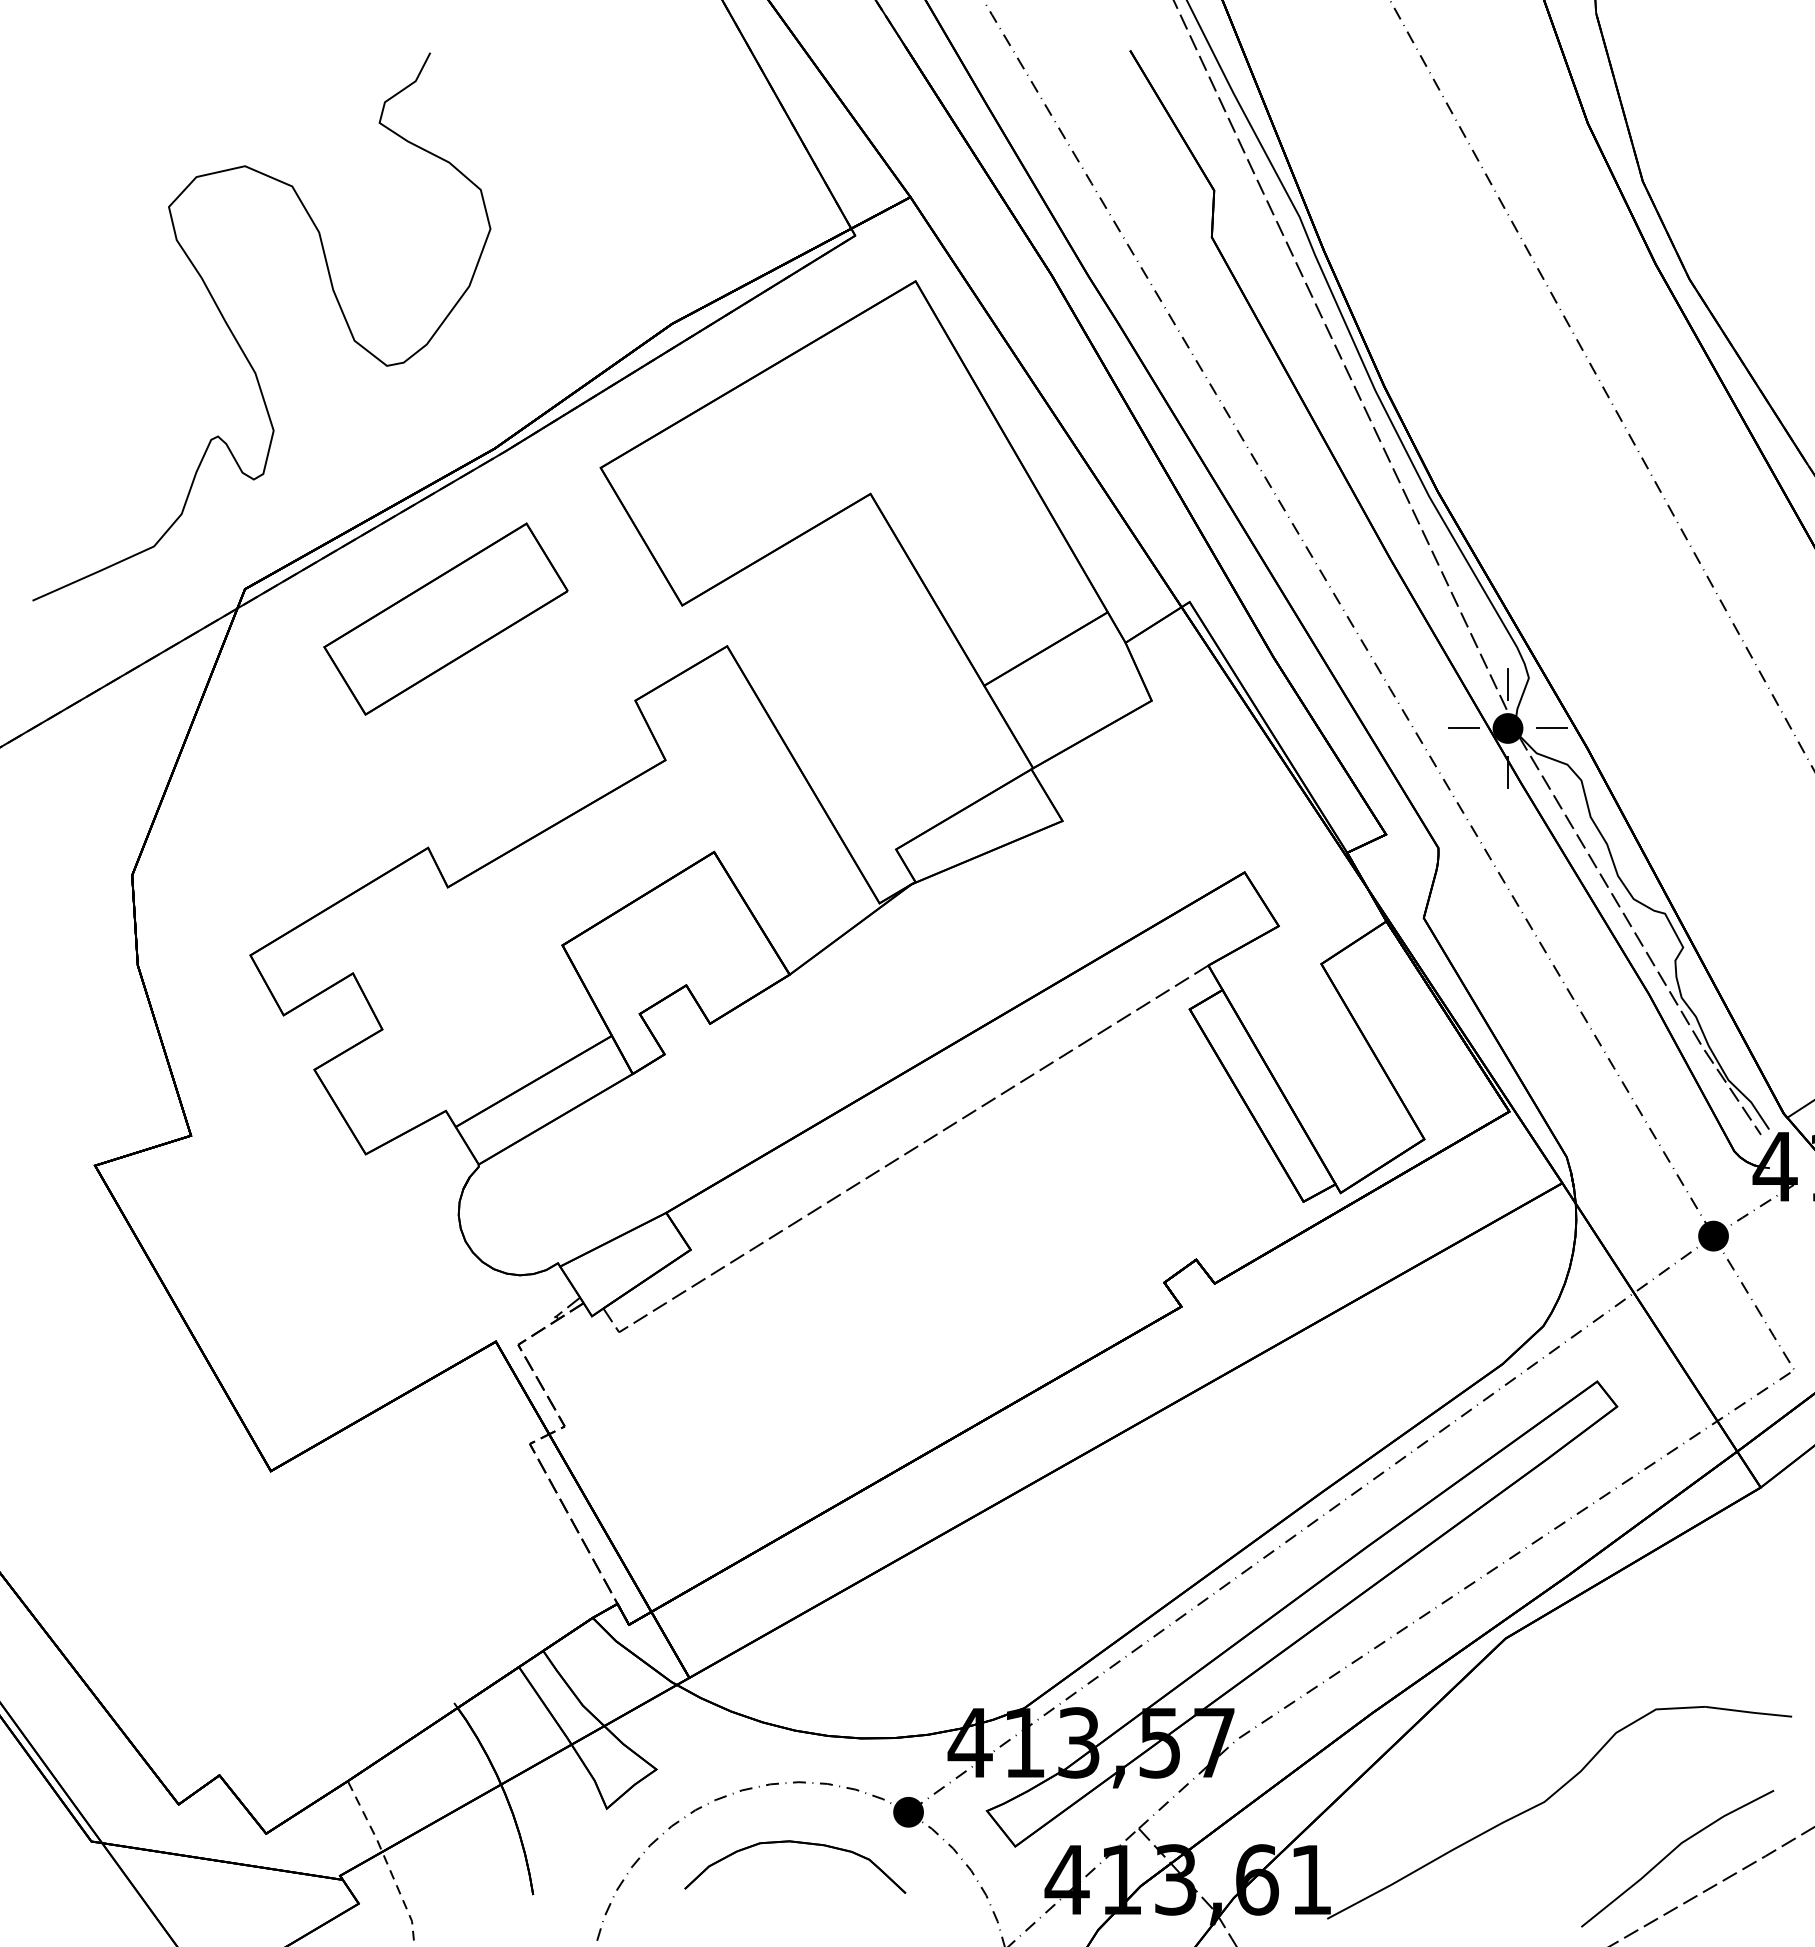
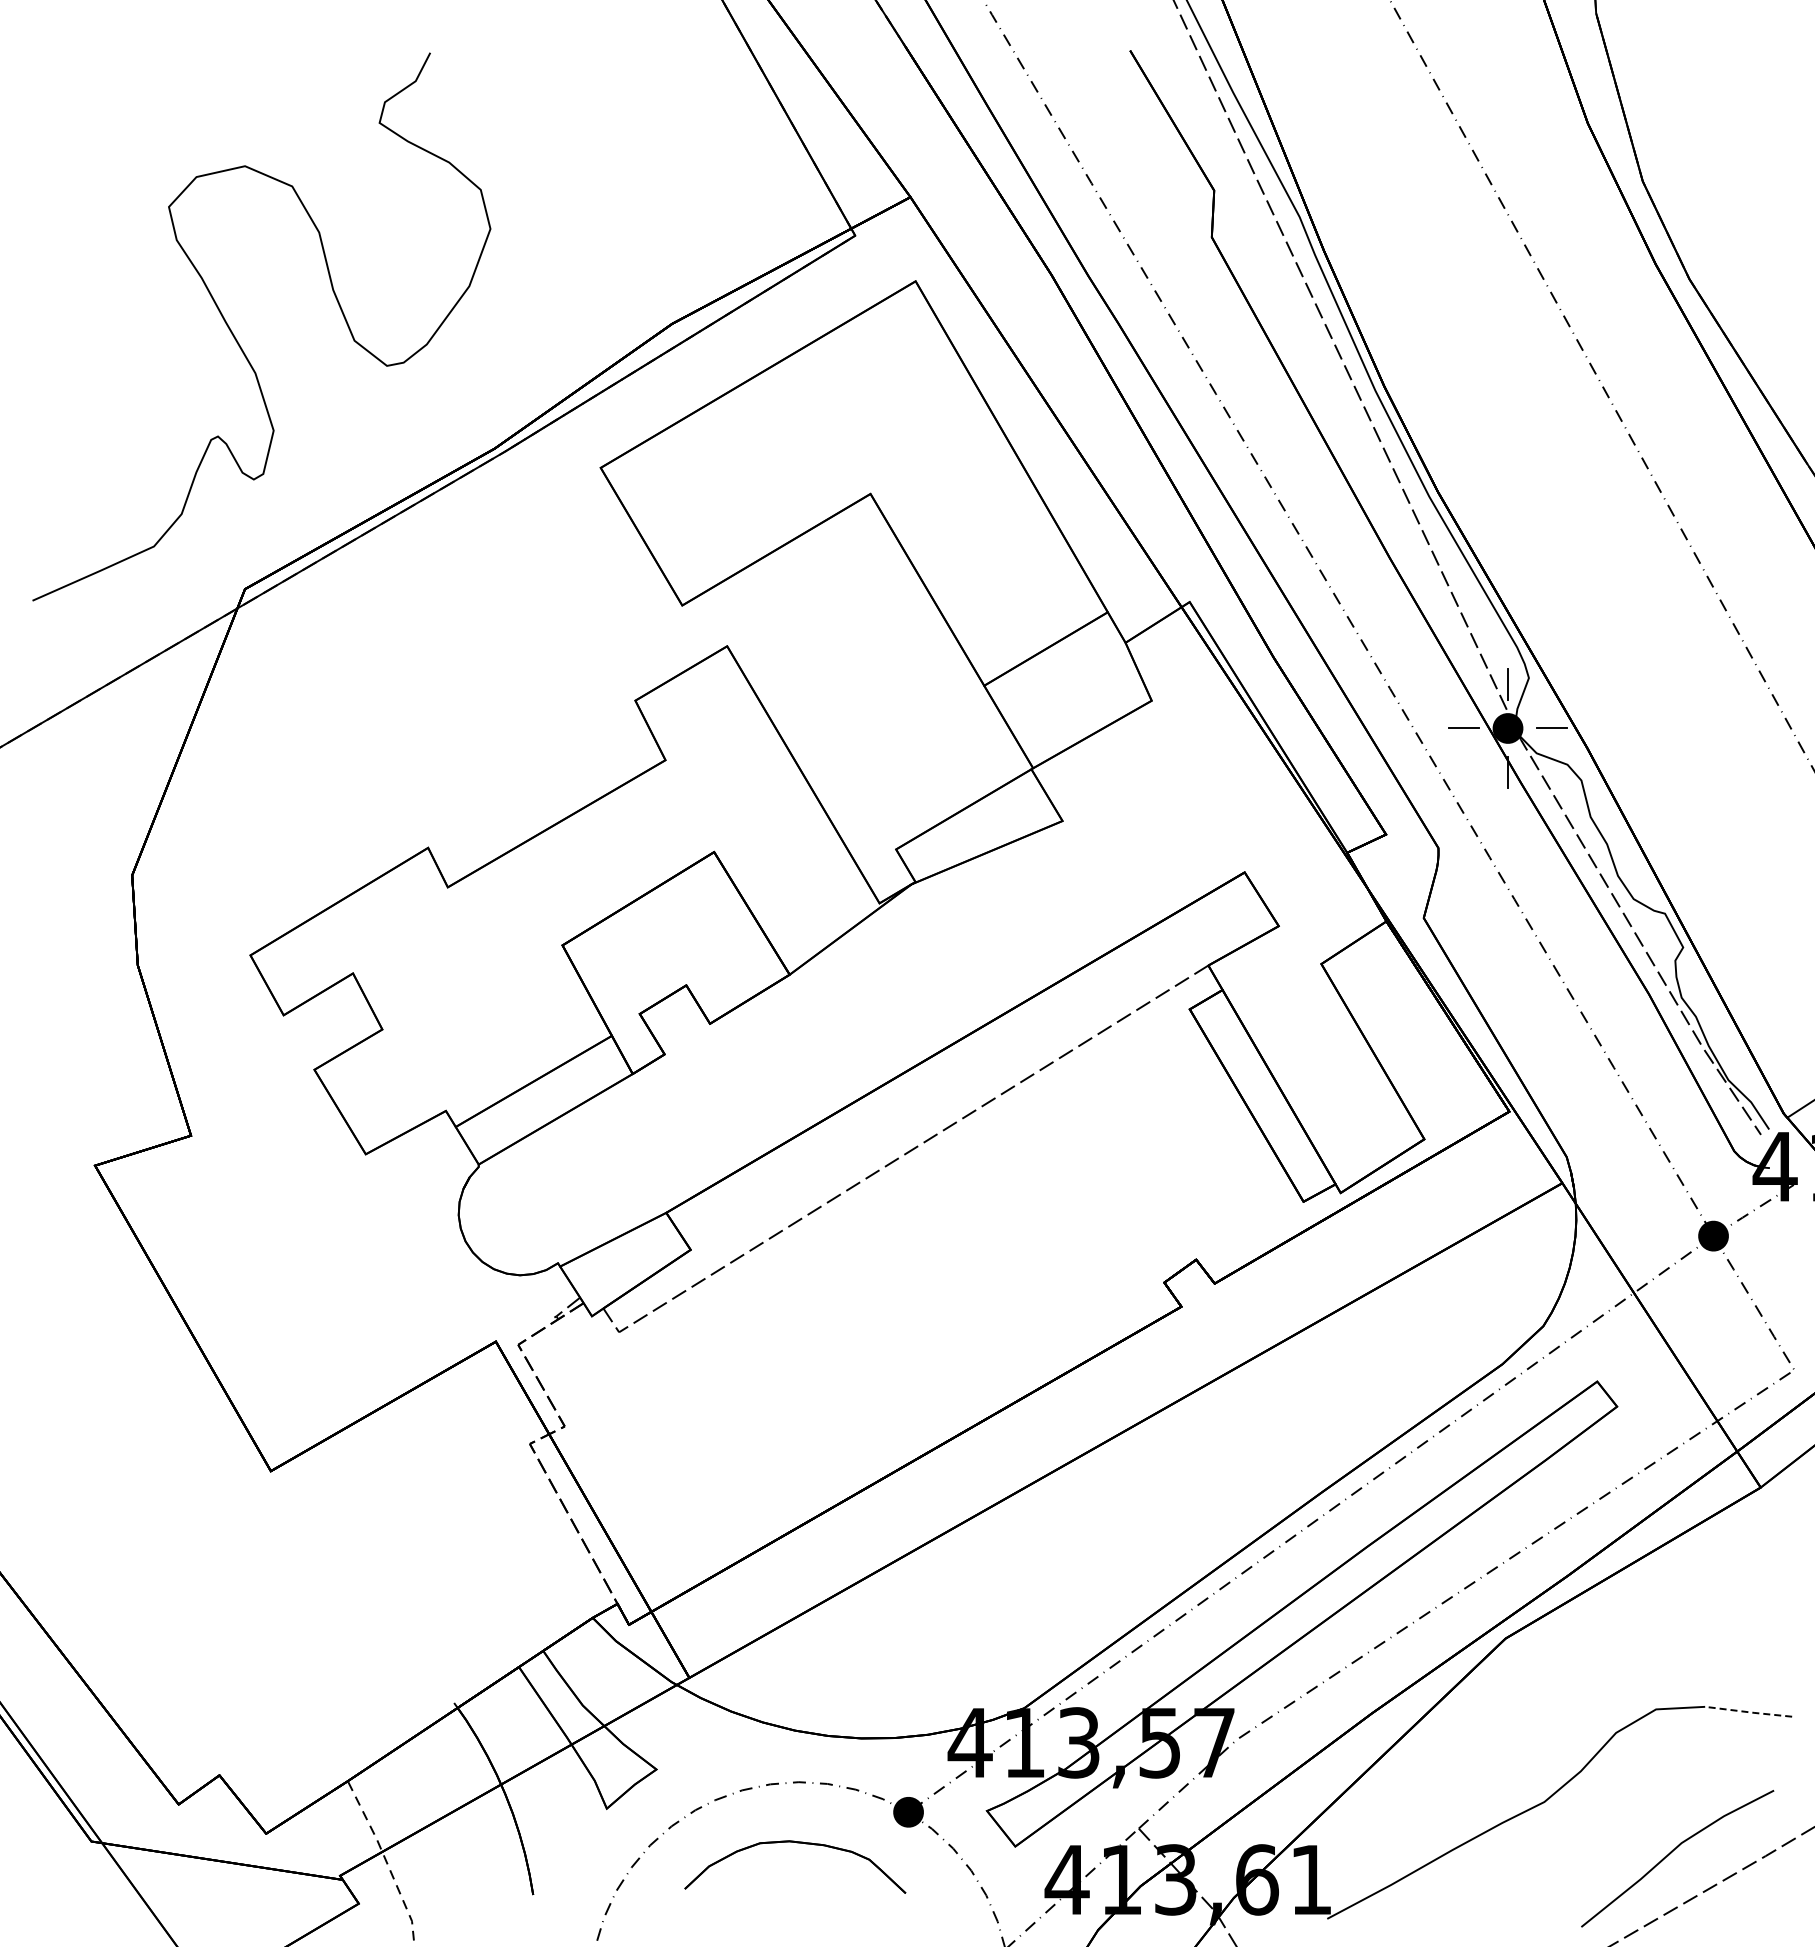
part: present -> none (445, 618)
line: solid -> dashed (1749, 1712)
